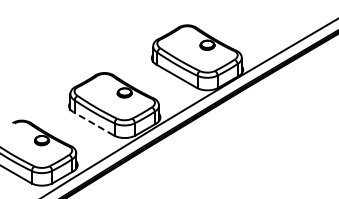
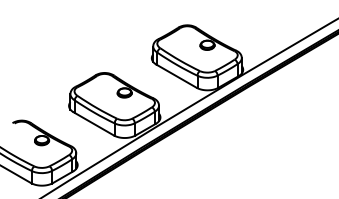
line: dashed -> solid (93, 123)
